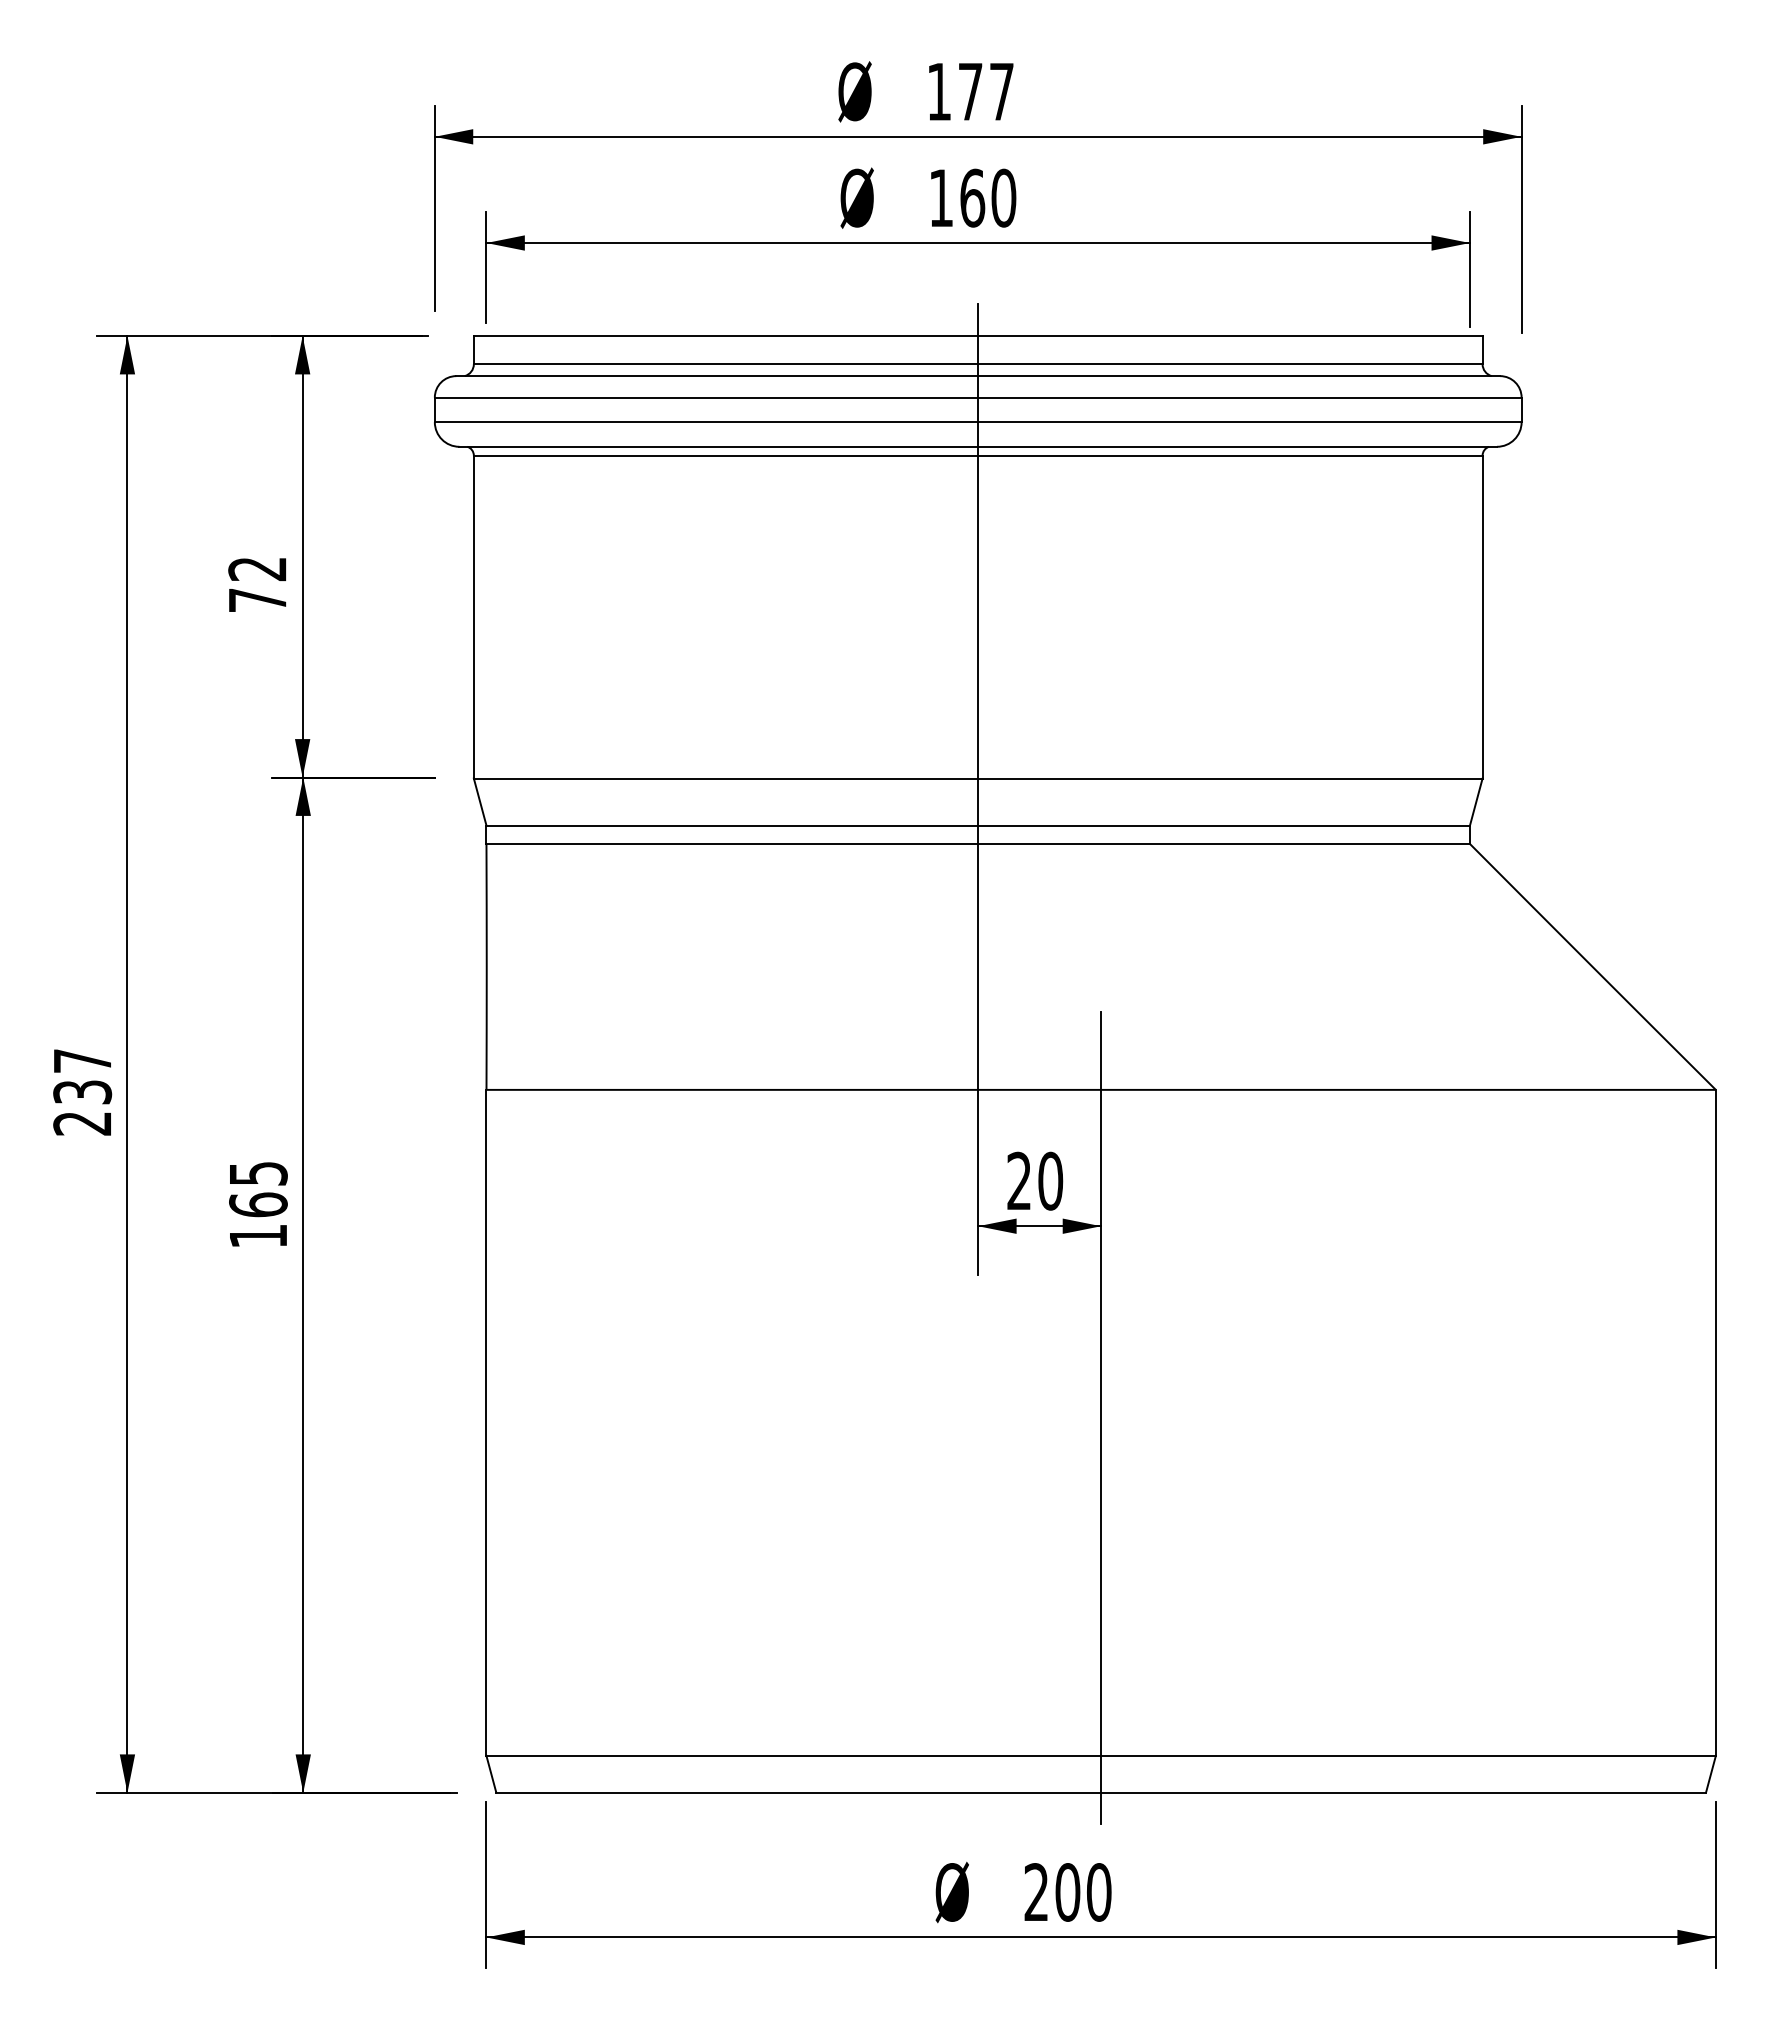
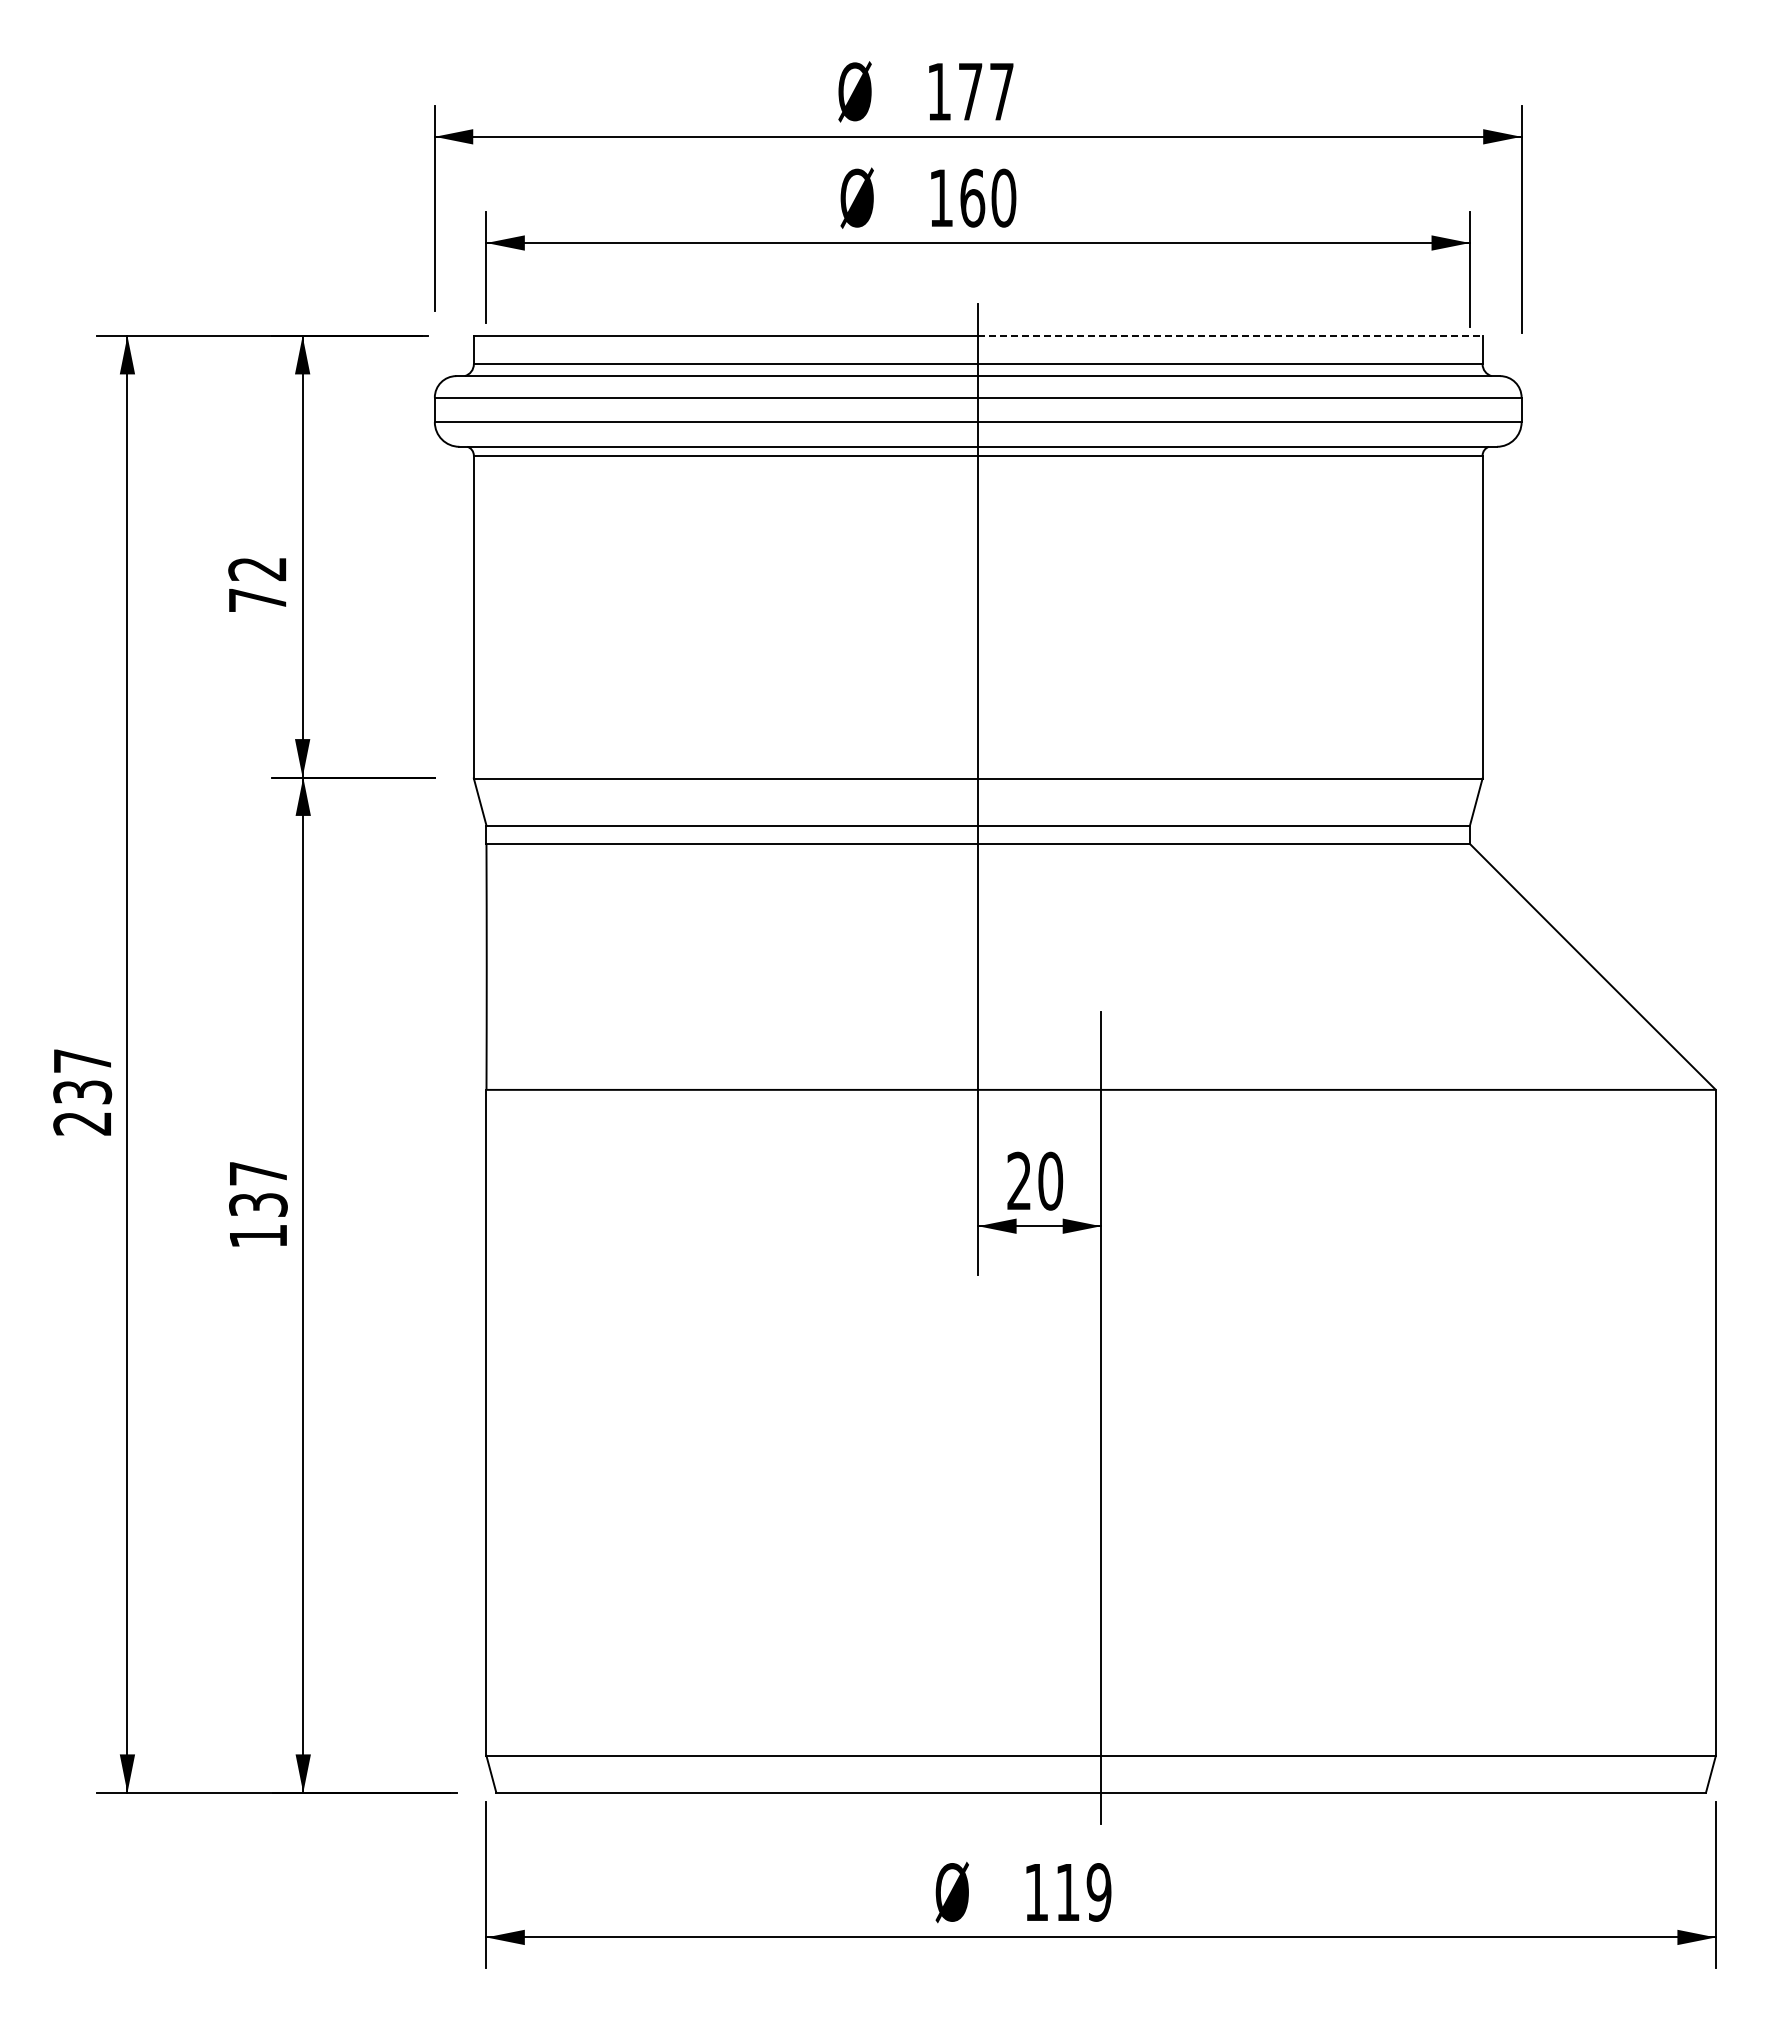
line: solid -> dashed (1230, 335)
text: 165 -> 137 (258, 1189)
text: 200 -> 119 (1067, 1892)
